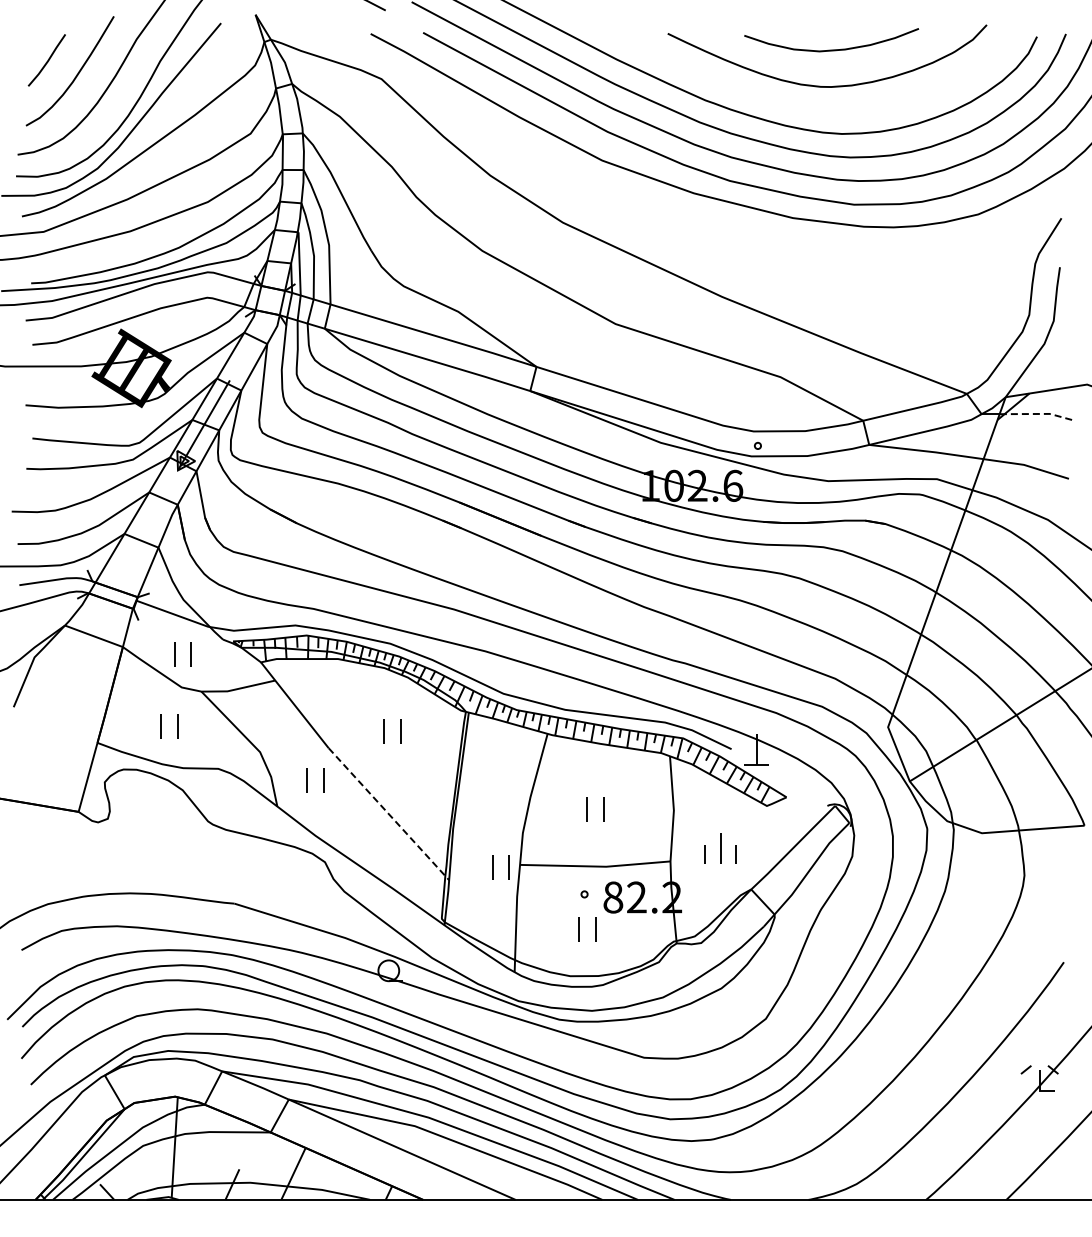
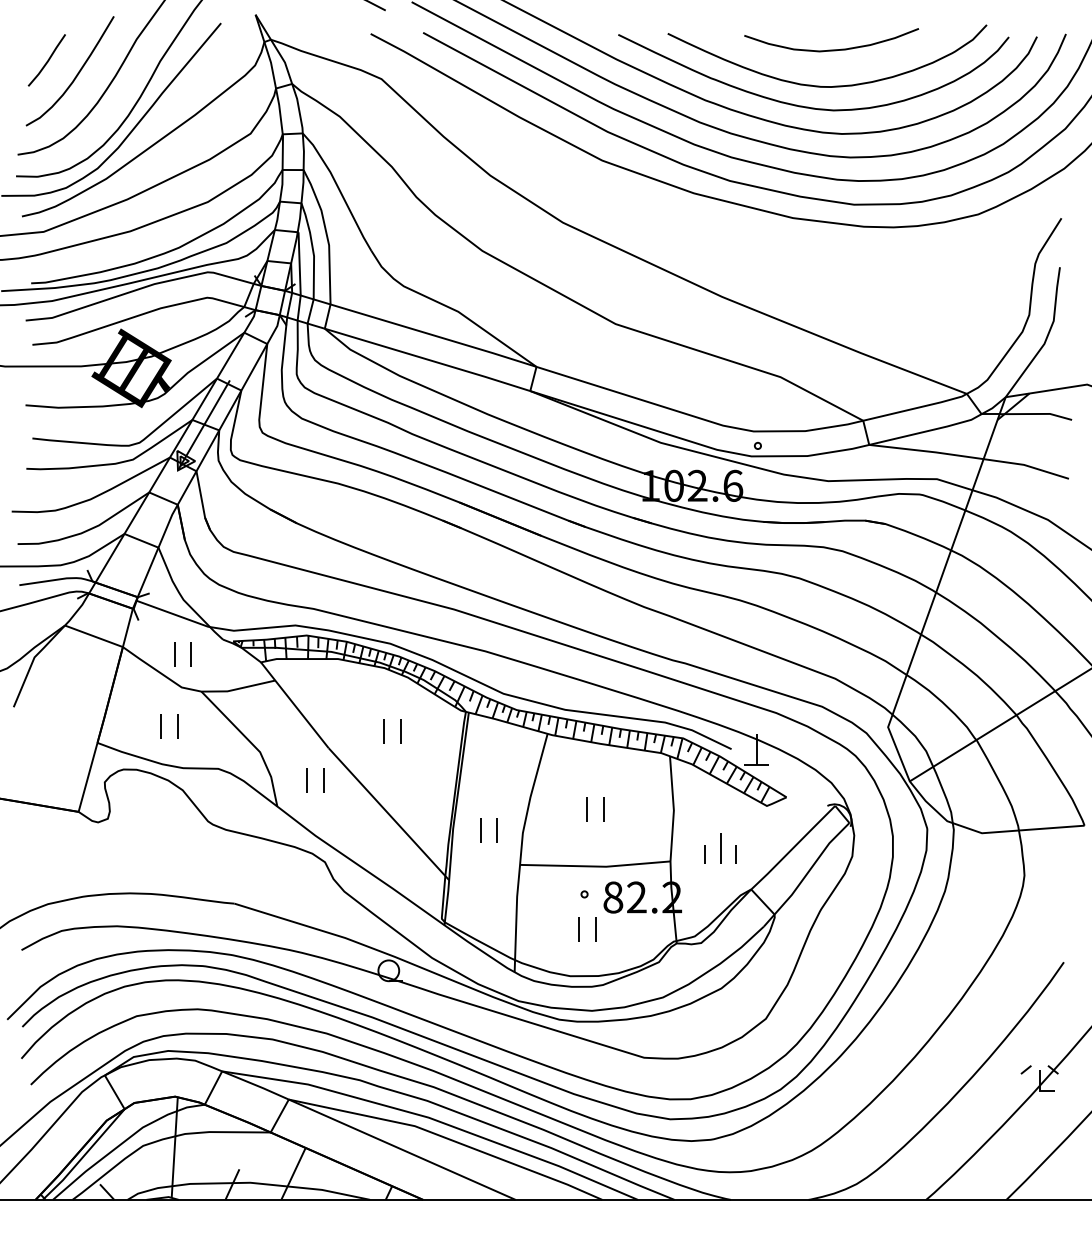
curve: none -> present (808, 106)
line: dashed -> solid (1036, 414)
line: dashed -> solid (389, 814)
part position: (493, 867) -> (481, 830) (481, 830)
